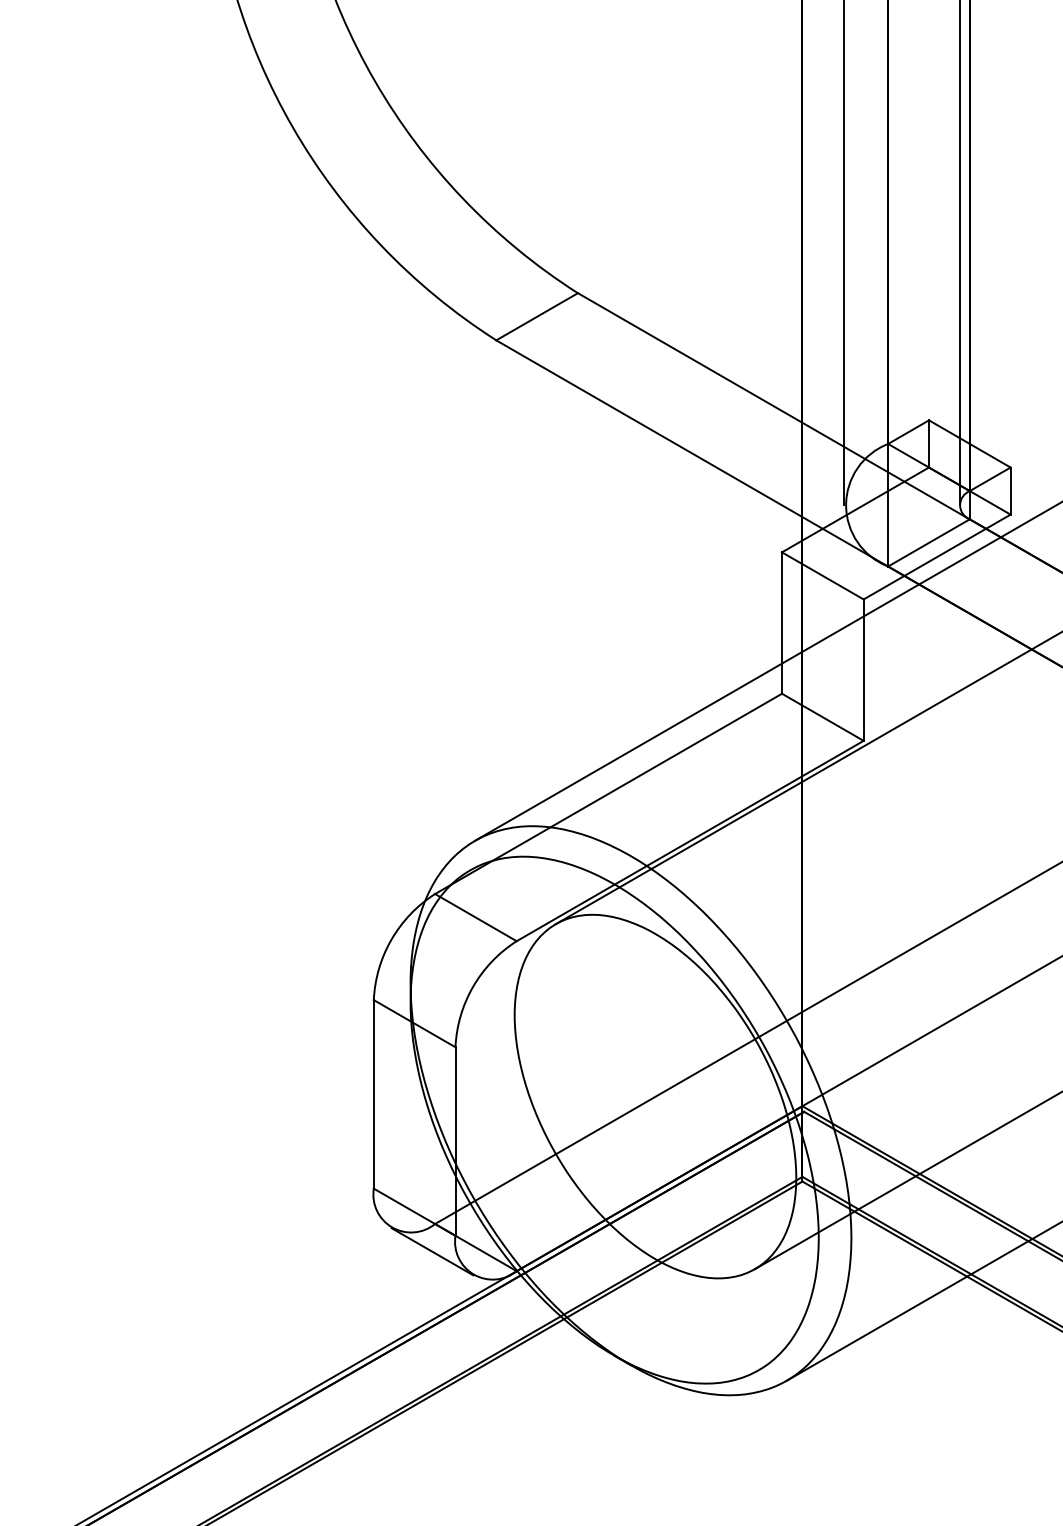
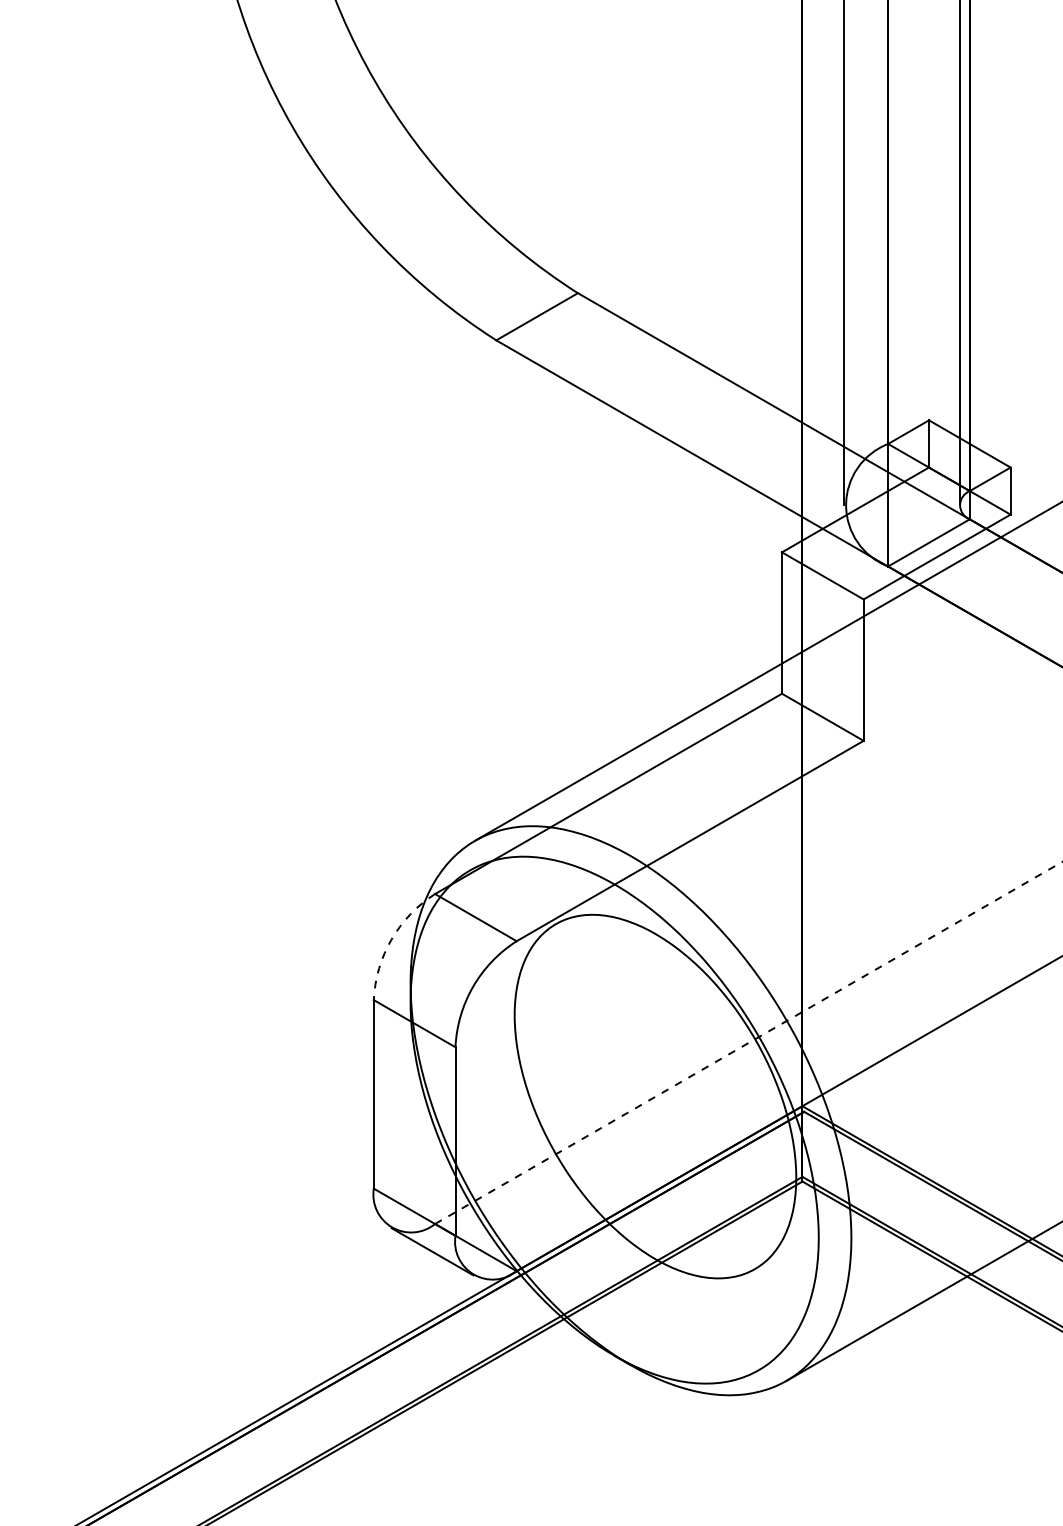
line: present -> none (807, 778)
arc: solid -> dashed (391, 939)
line: solid -> dashed (749, 1042)
line: present -> none (907, 1181)
